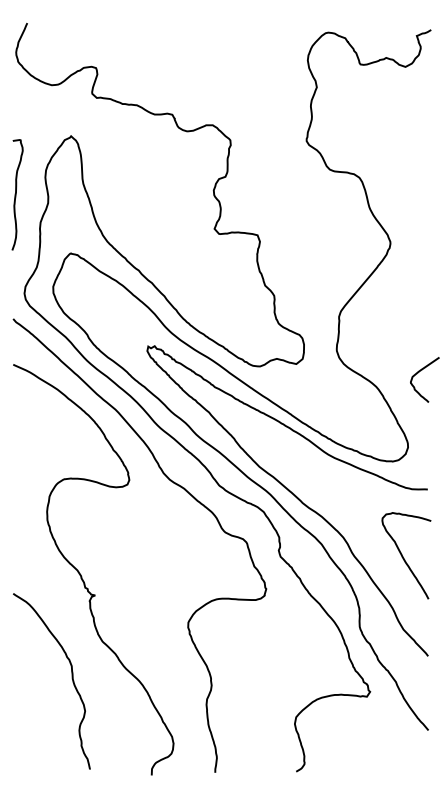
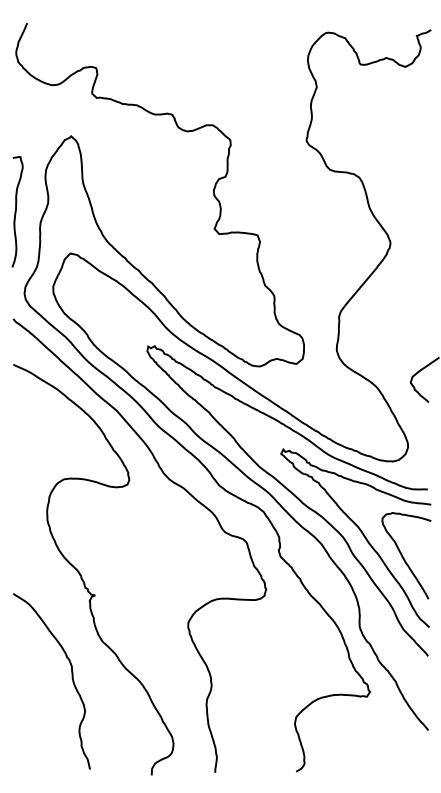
curve position: (16, 194) -> (16, 211) (16, 211)
curve: none -> present (361, 533)
